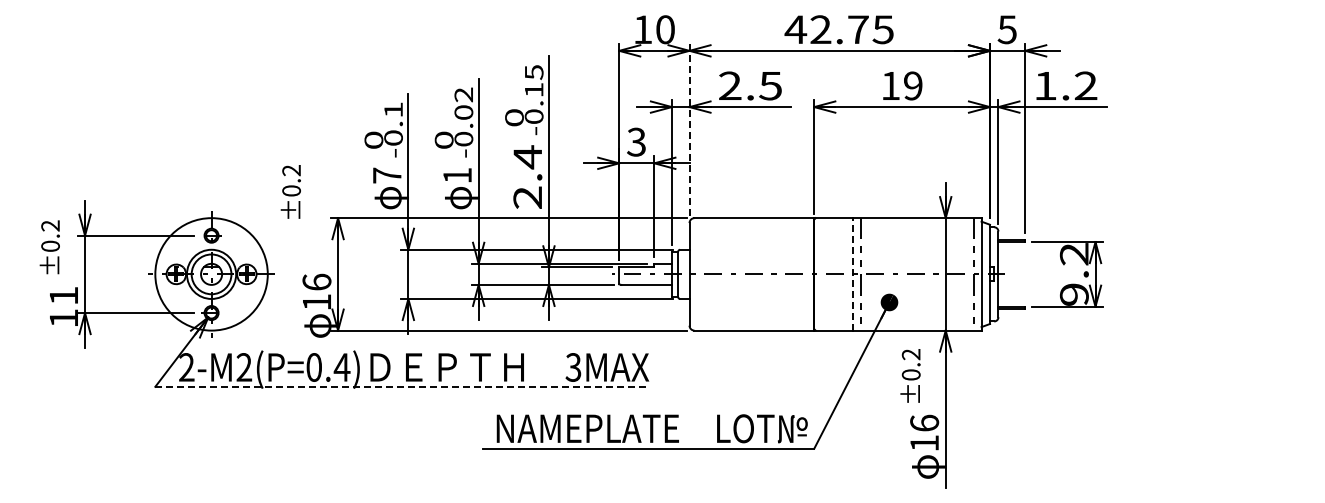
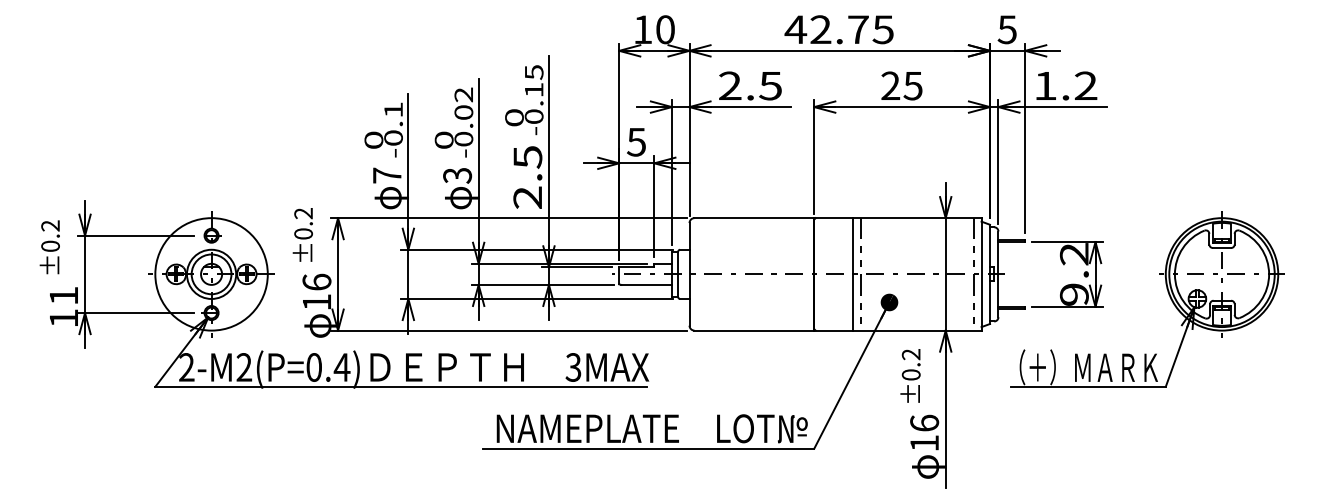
text: 19 -> 25 (901, 85)
line: dashed -> solid (689, 129)
text: 3 -> 5 (636, 141)
text: 2.4 -> 2.5 (527, 157)
text: 1 -> 3 (457, 175)
text position: (290, 191) -> (302, 234) (302, 234)
line: dashed -> solid (852, 273)
part: none -> present (1167, 292)
line: dashed -> solid (401, 386)
